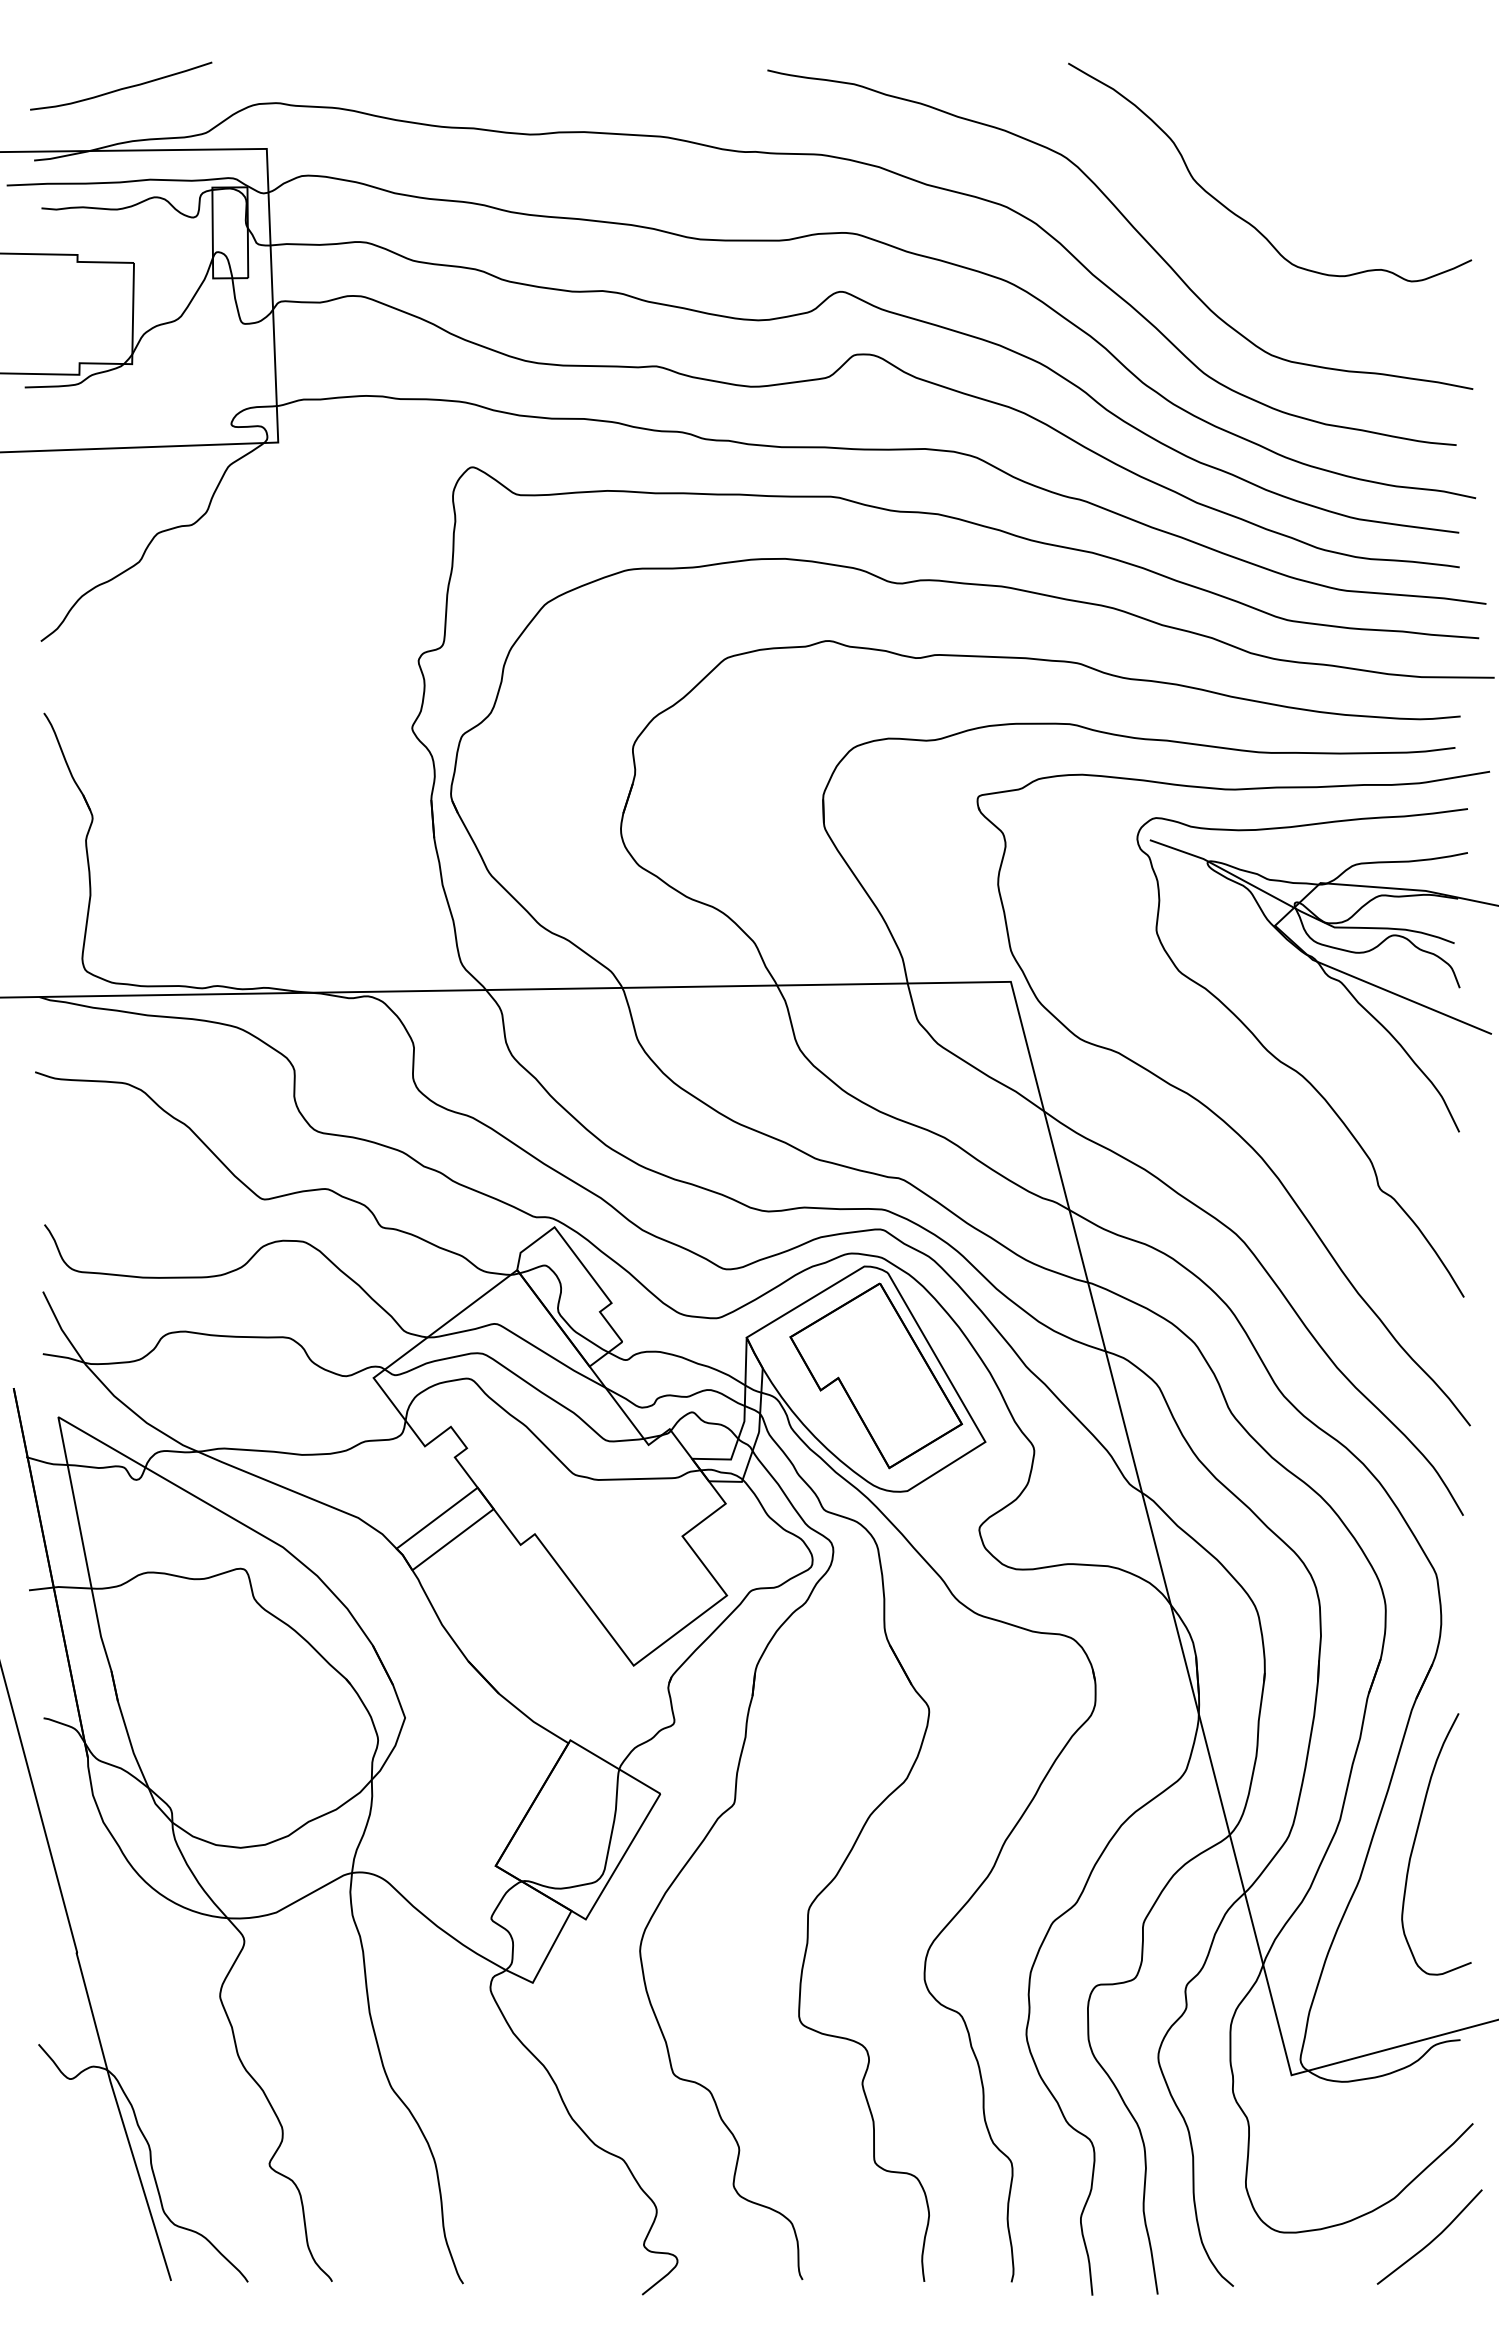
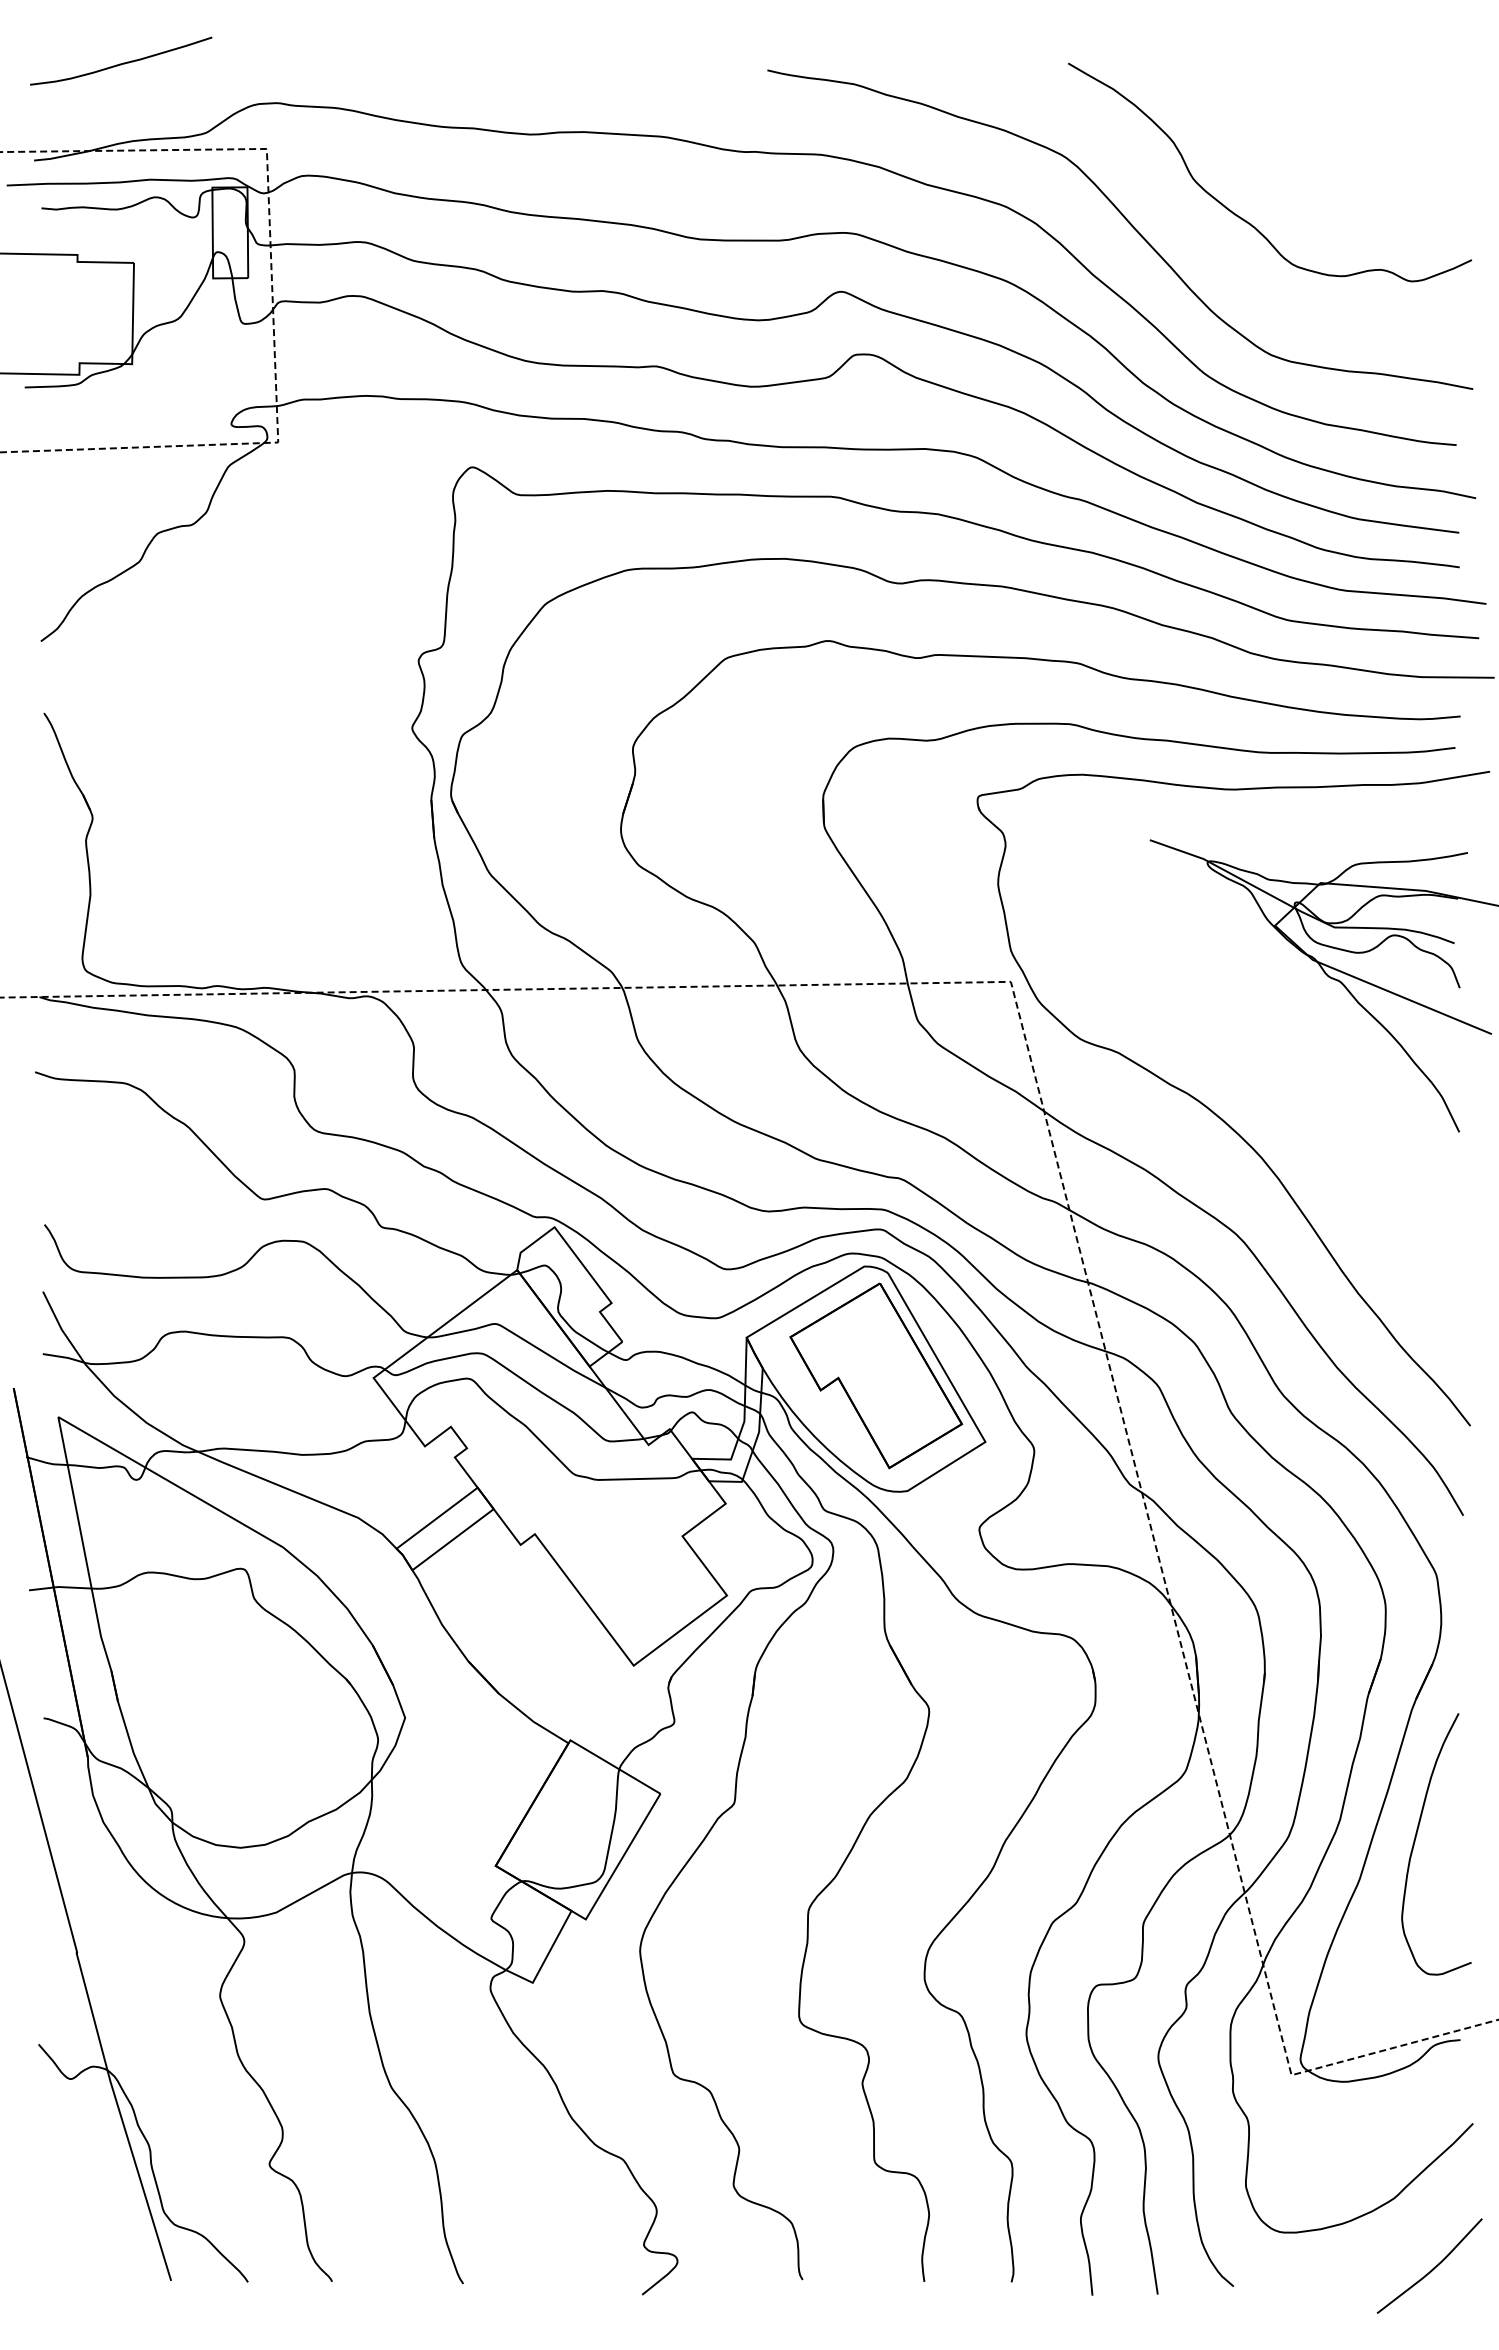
curve position: (123, 87) -> (123, 62) (123, 62)
line: solid -> dashed (272, 300)
curve: present -> none (1292, 1067)
line: solid -> dashed (1052, 1142)
curve position: (1432, 2239) -> (1432, 2268) (1432, 2268)
